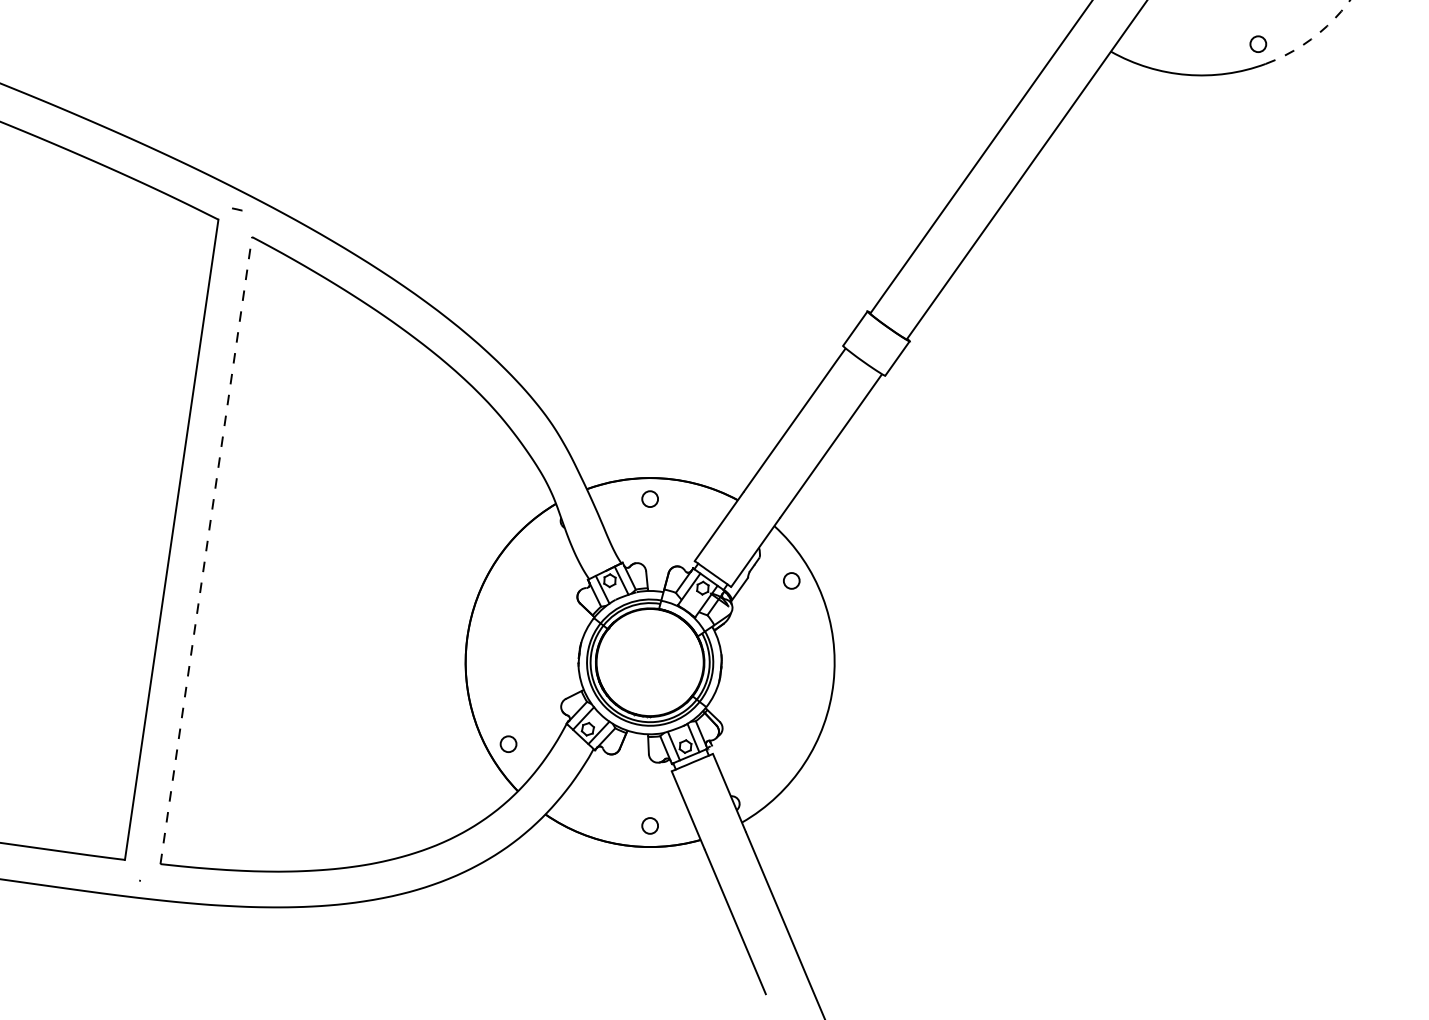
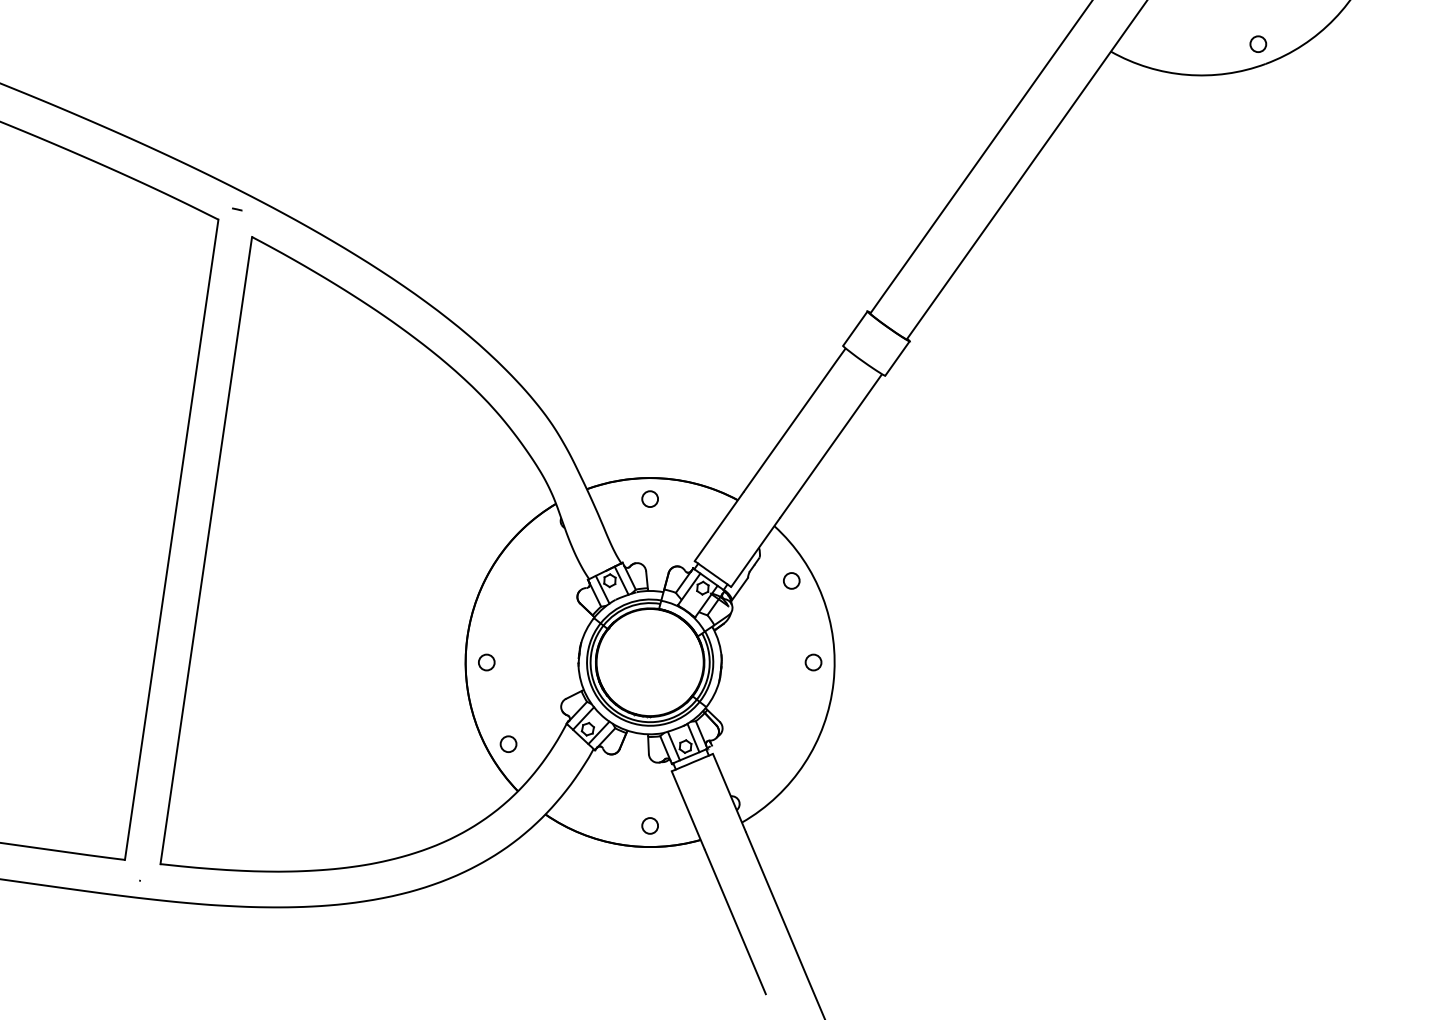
arc: dashed -> solid (1313, 37)
line: dashed -> solid (206, 550)
circle: none -> present (486, 662)
circle: none -> present (813, 662)
